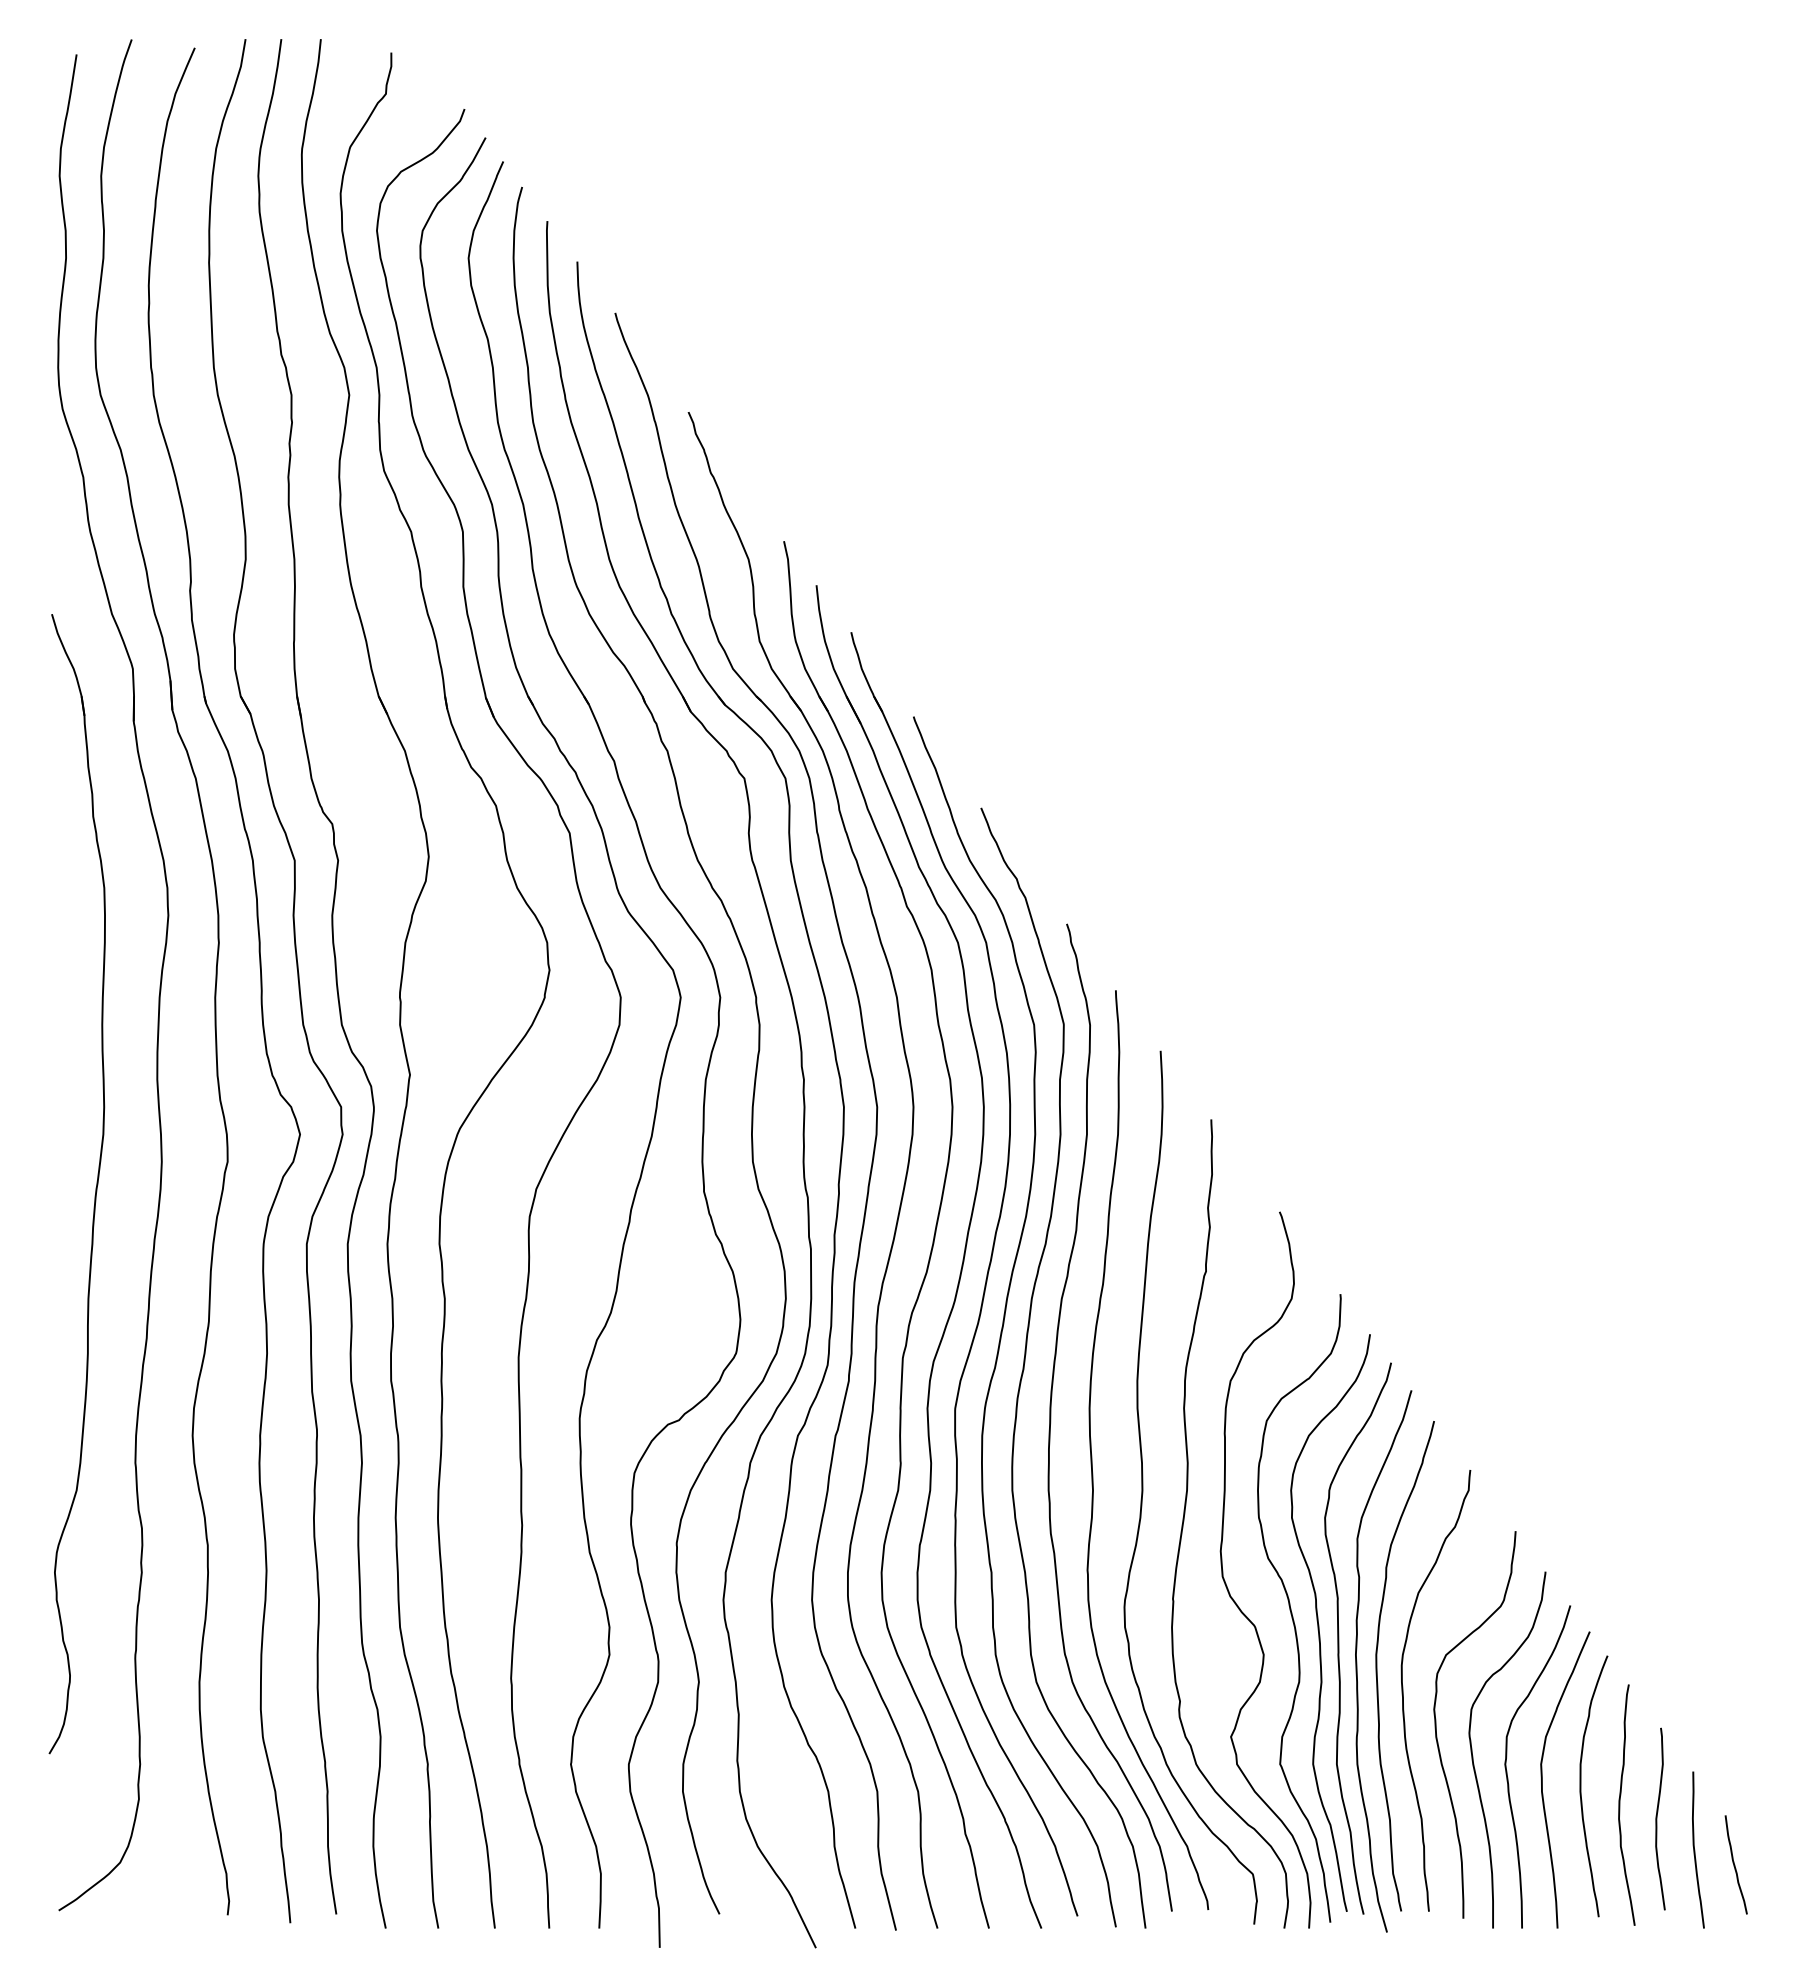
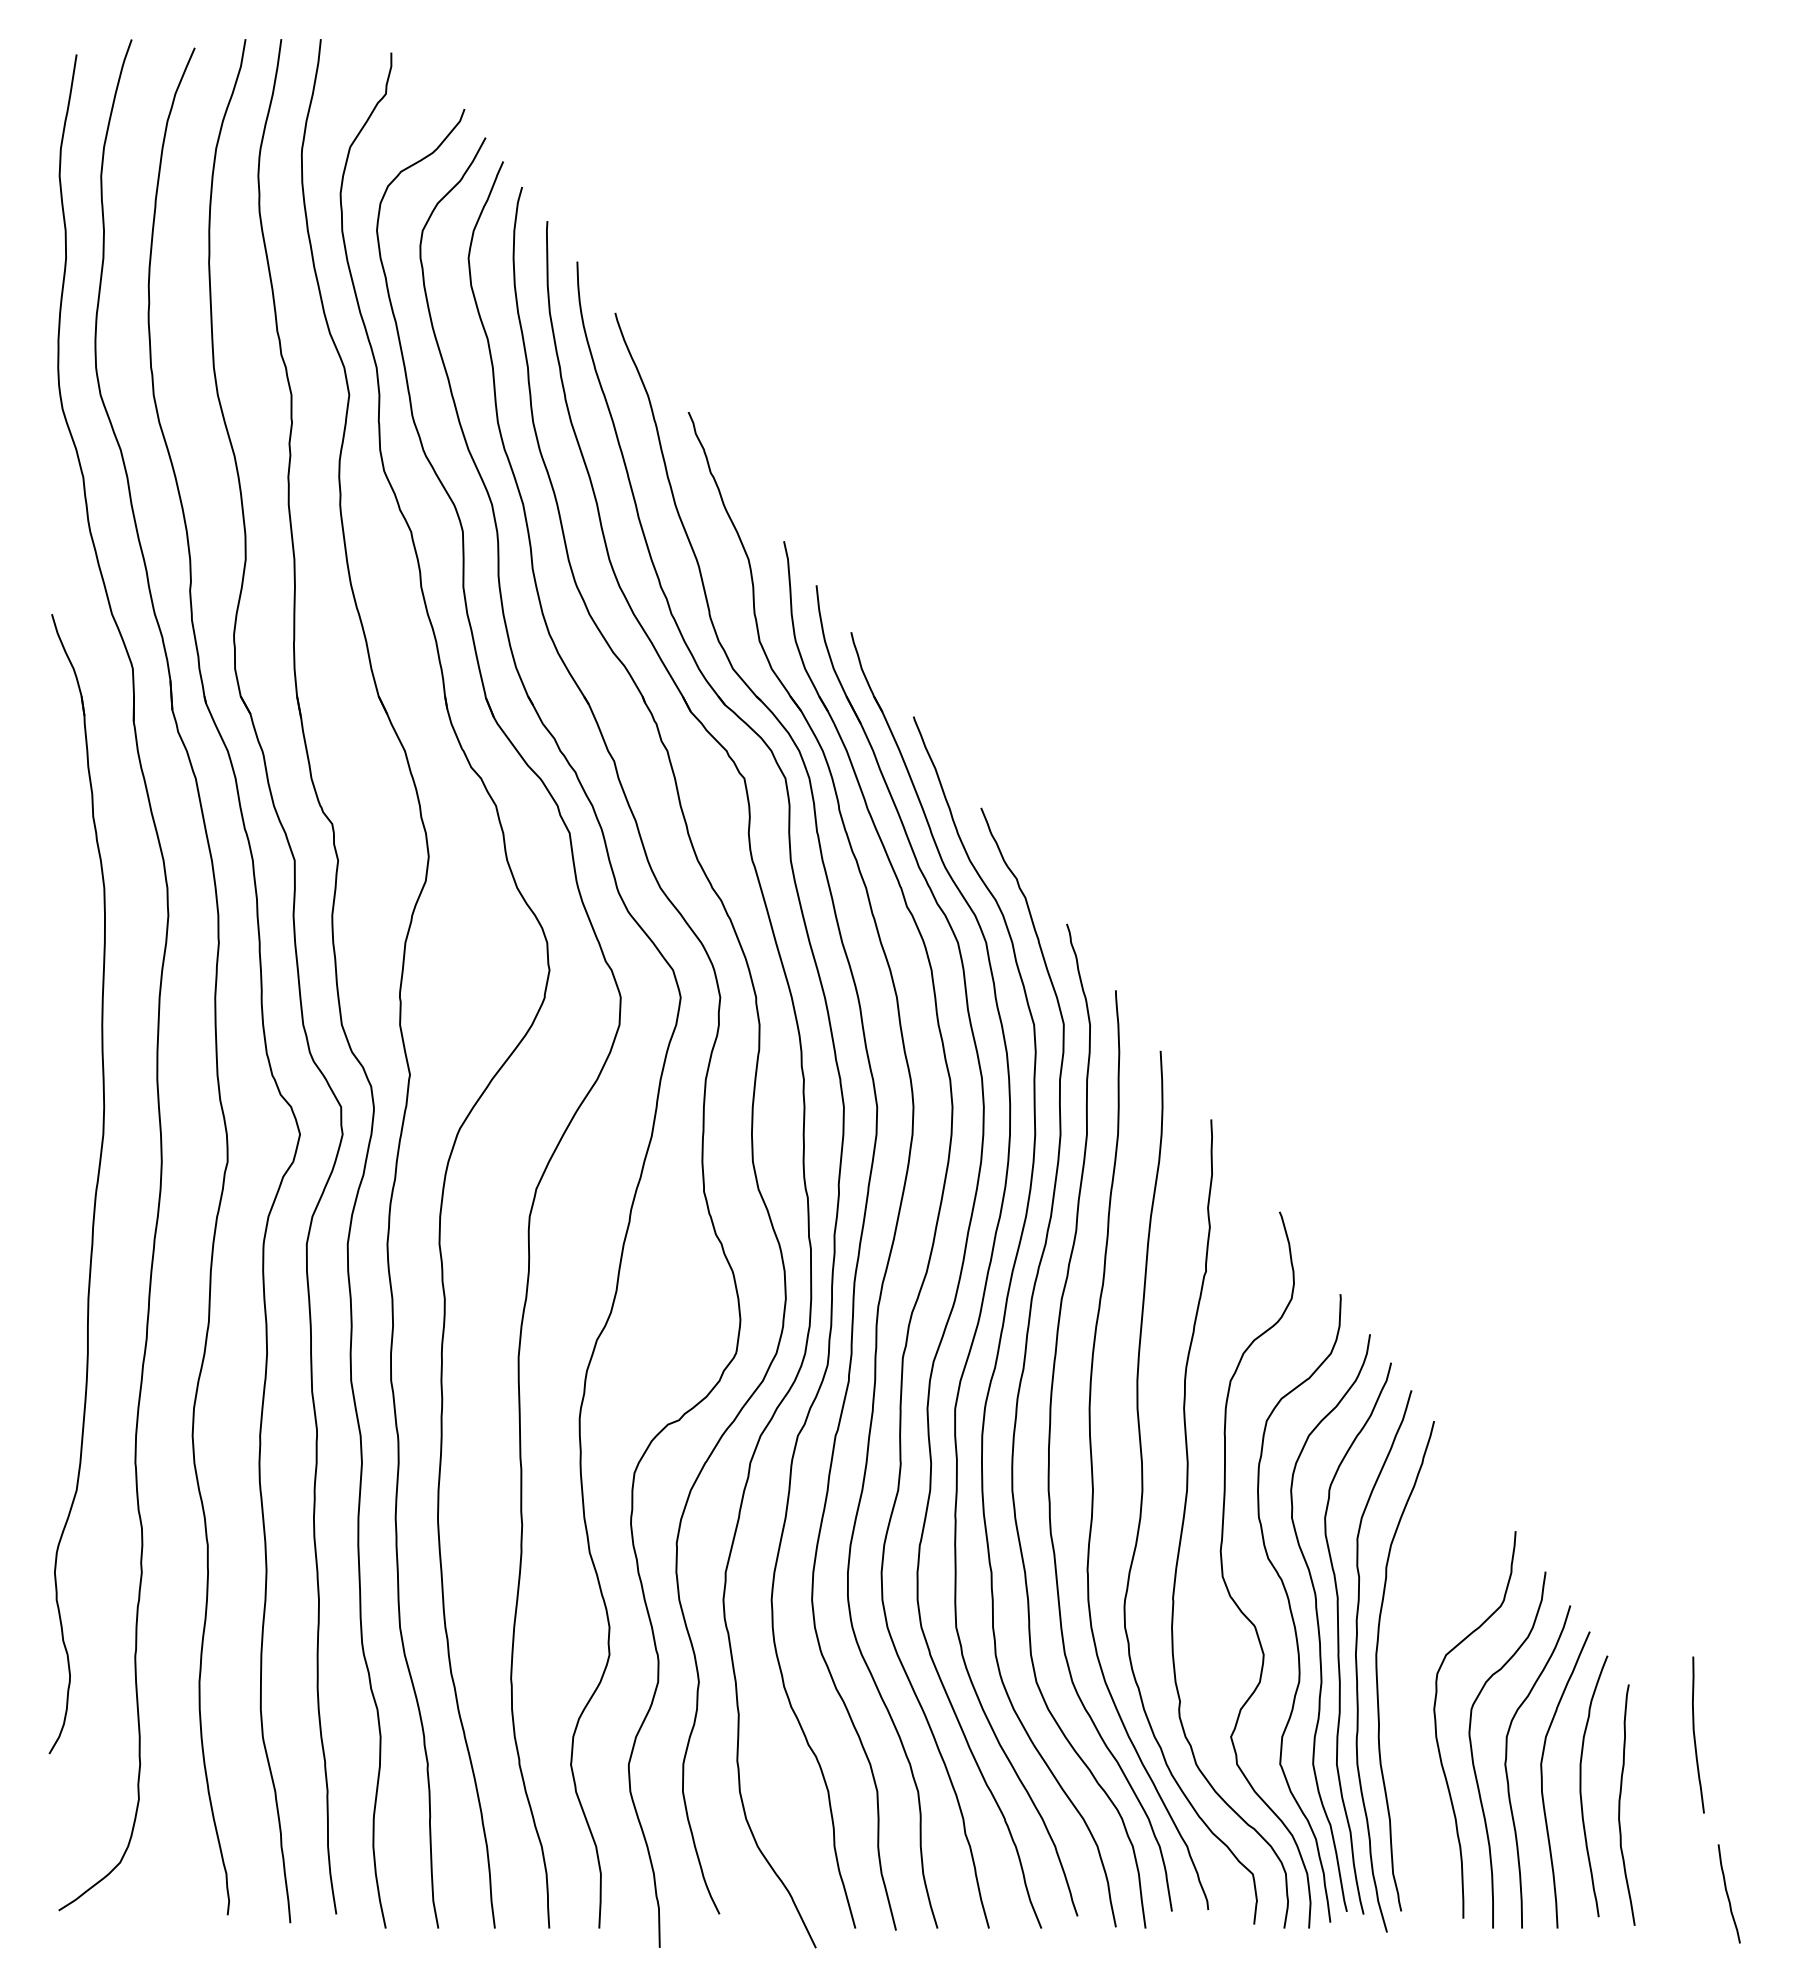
curve: present -> none (1403, 1690)
curve: present -> none (1657, 1818)
curve position: (1695, 1849) -> (1695, 1734) (1695, 1734)
curve position: (1734, 1864) -> (1727, 1893) (1727, 1893)
